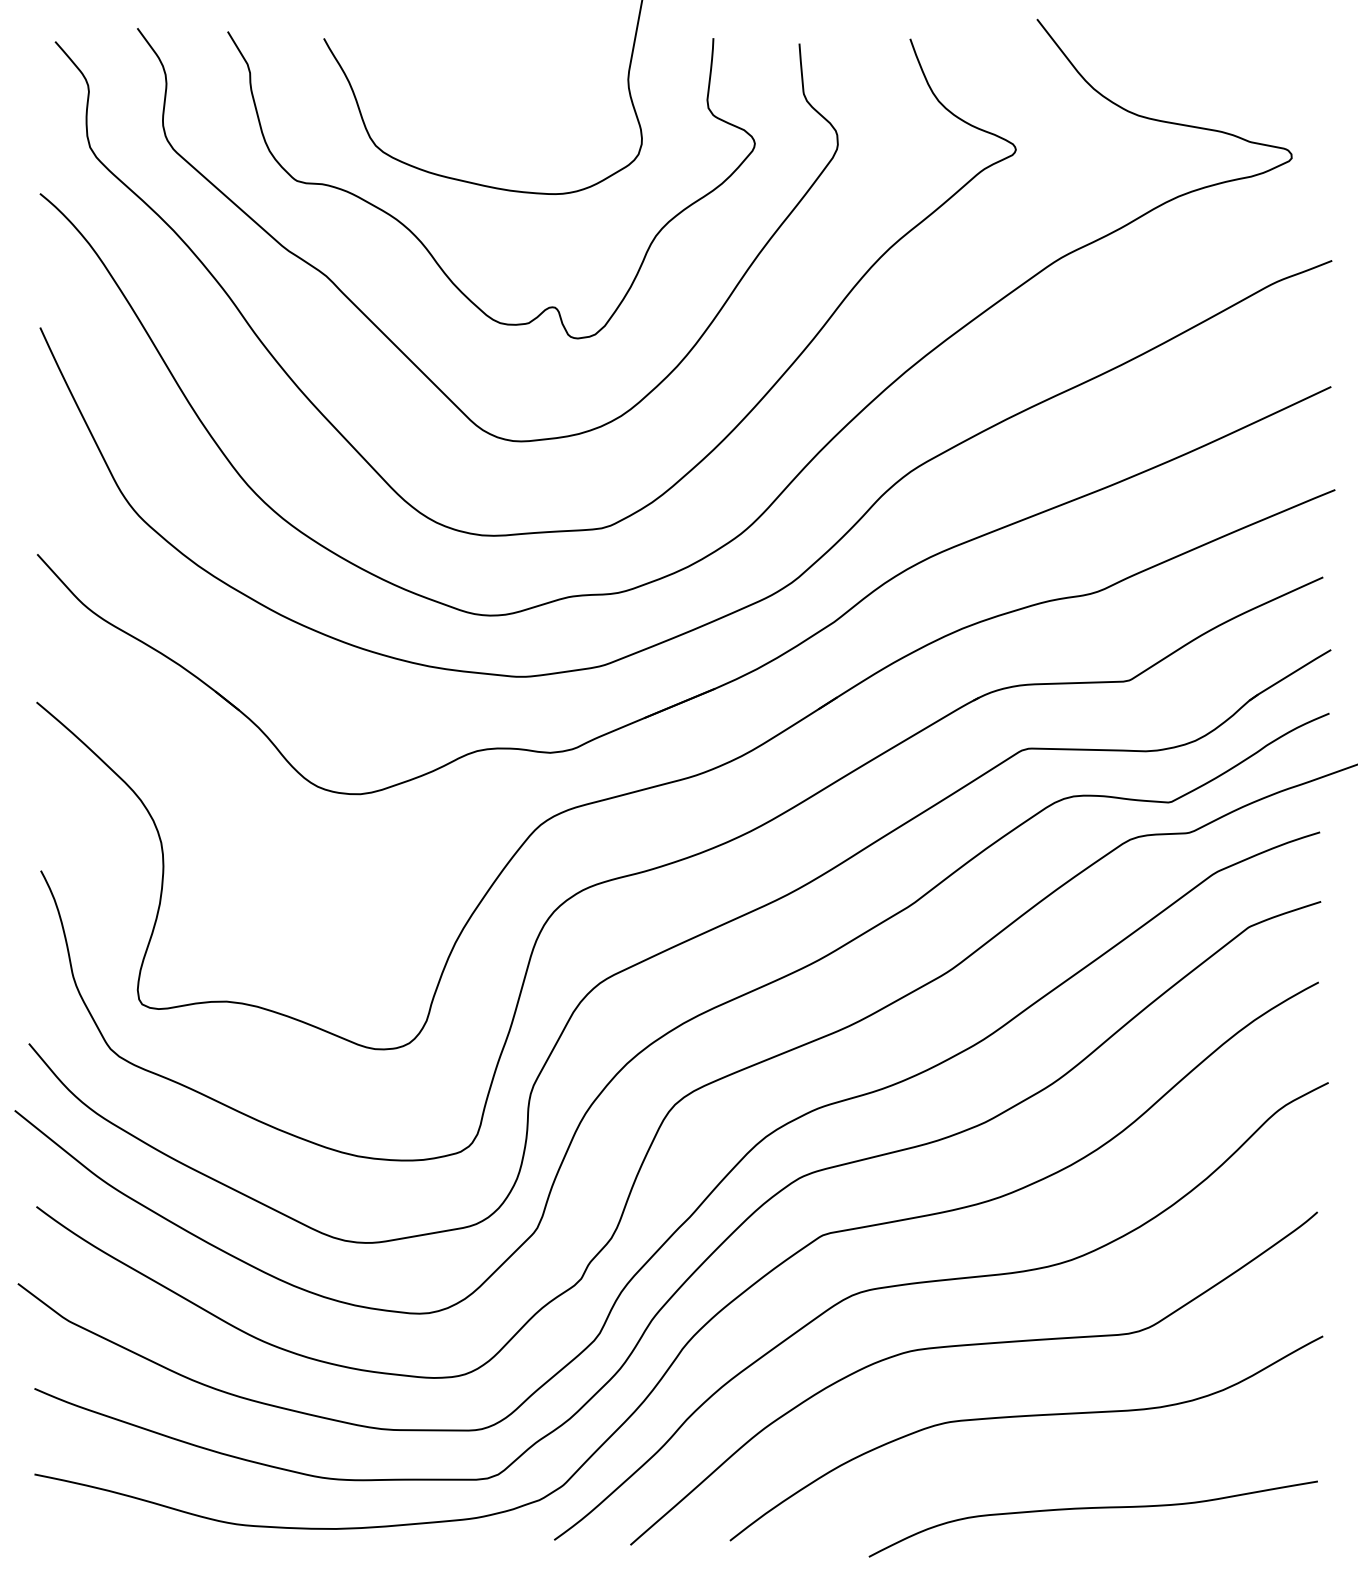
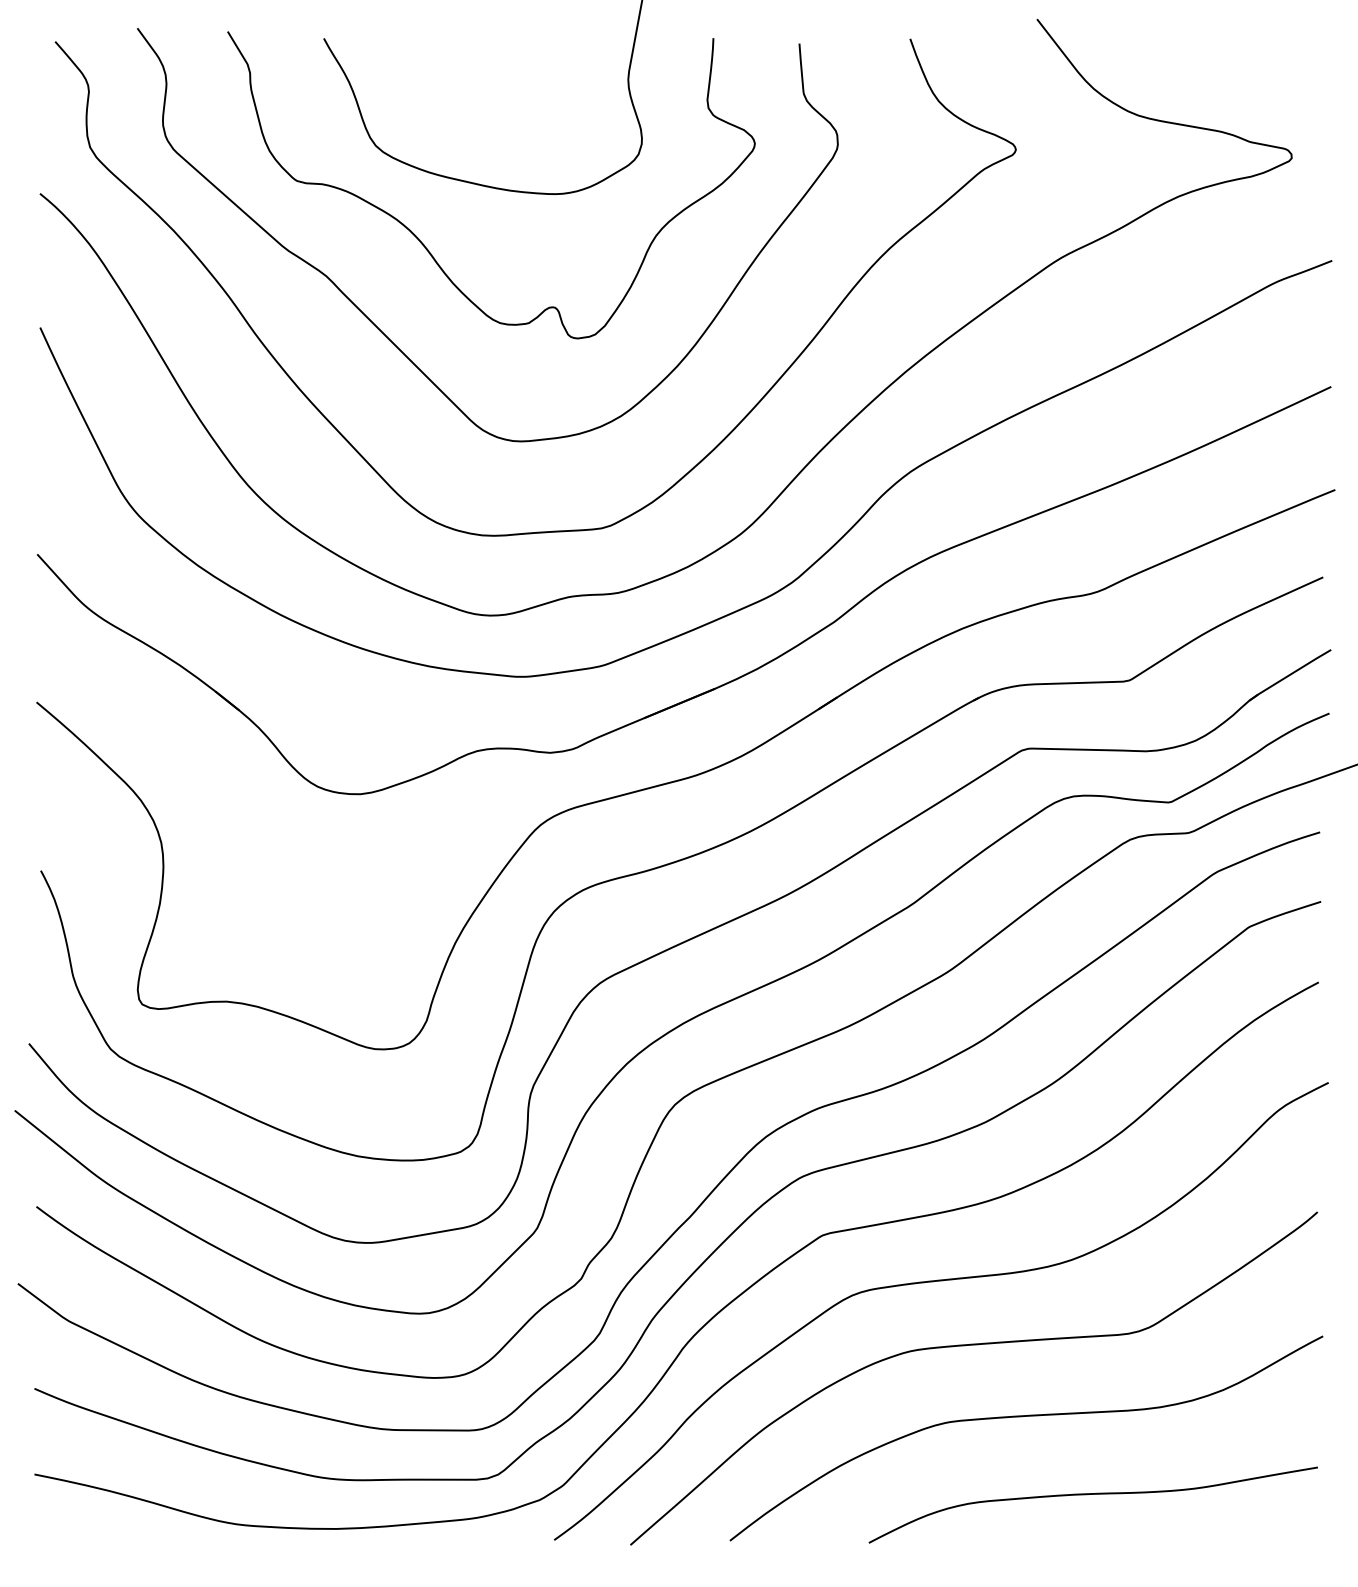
curve position: (1092, 1508) -> (1092, 1494) (1092, 1494)
